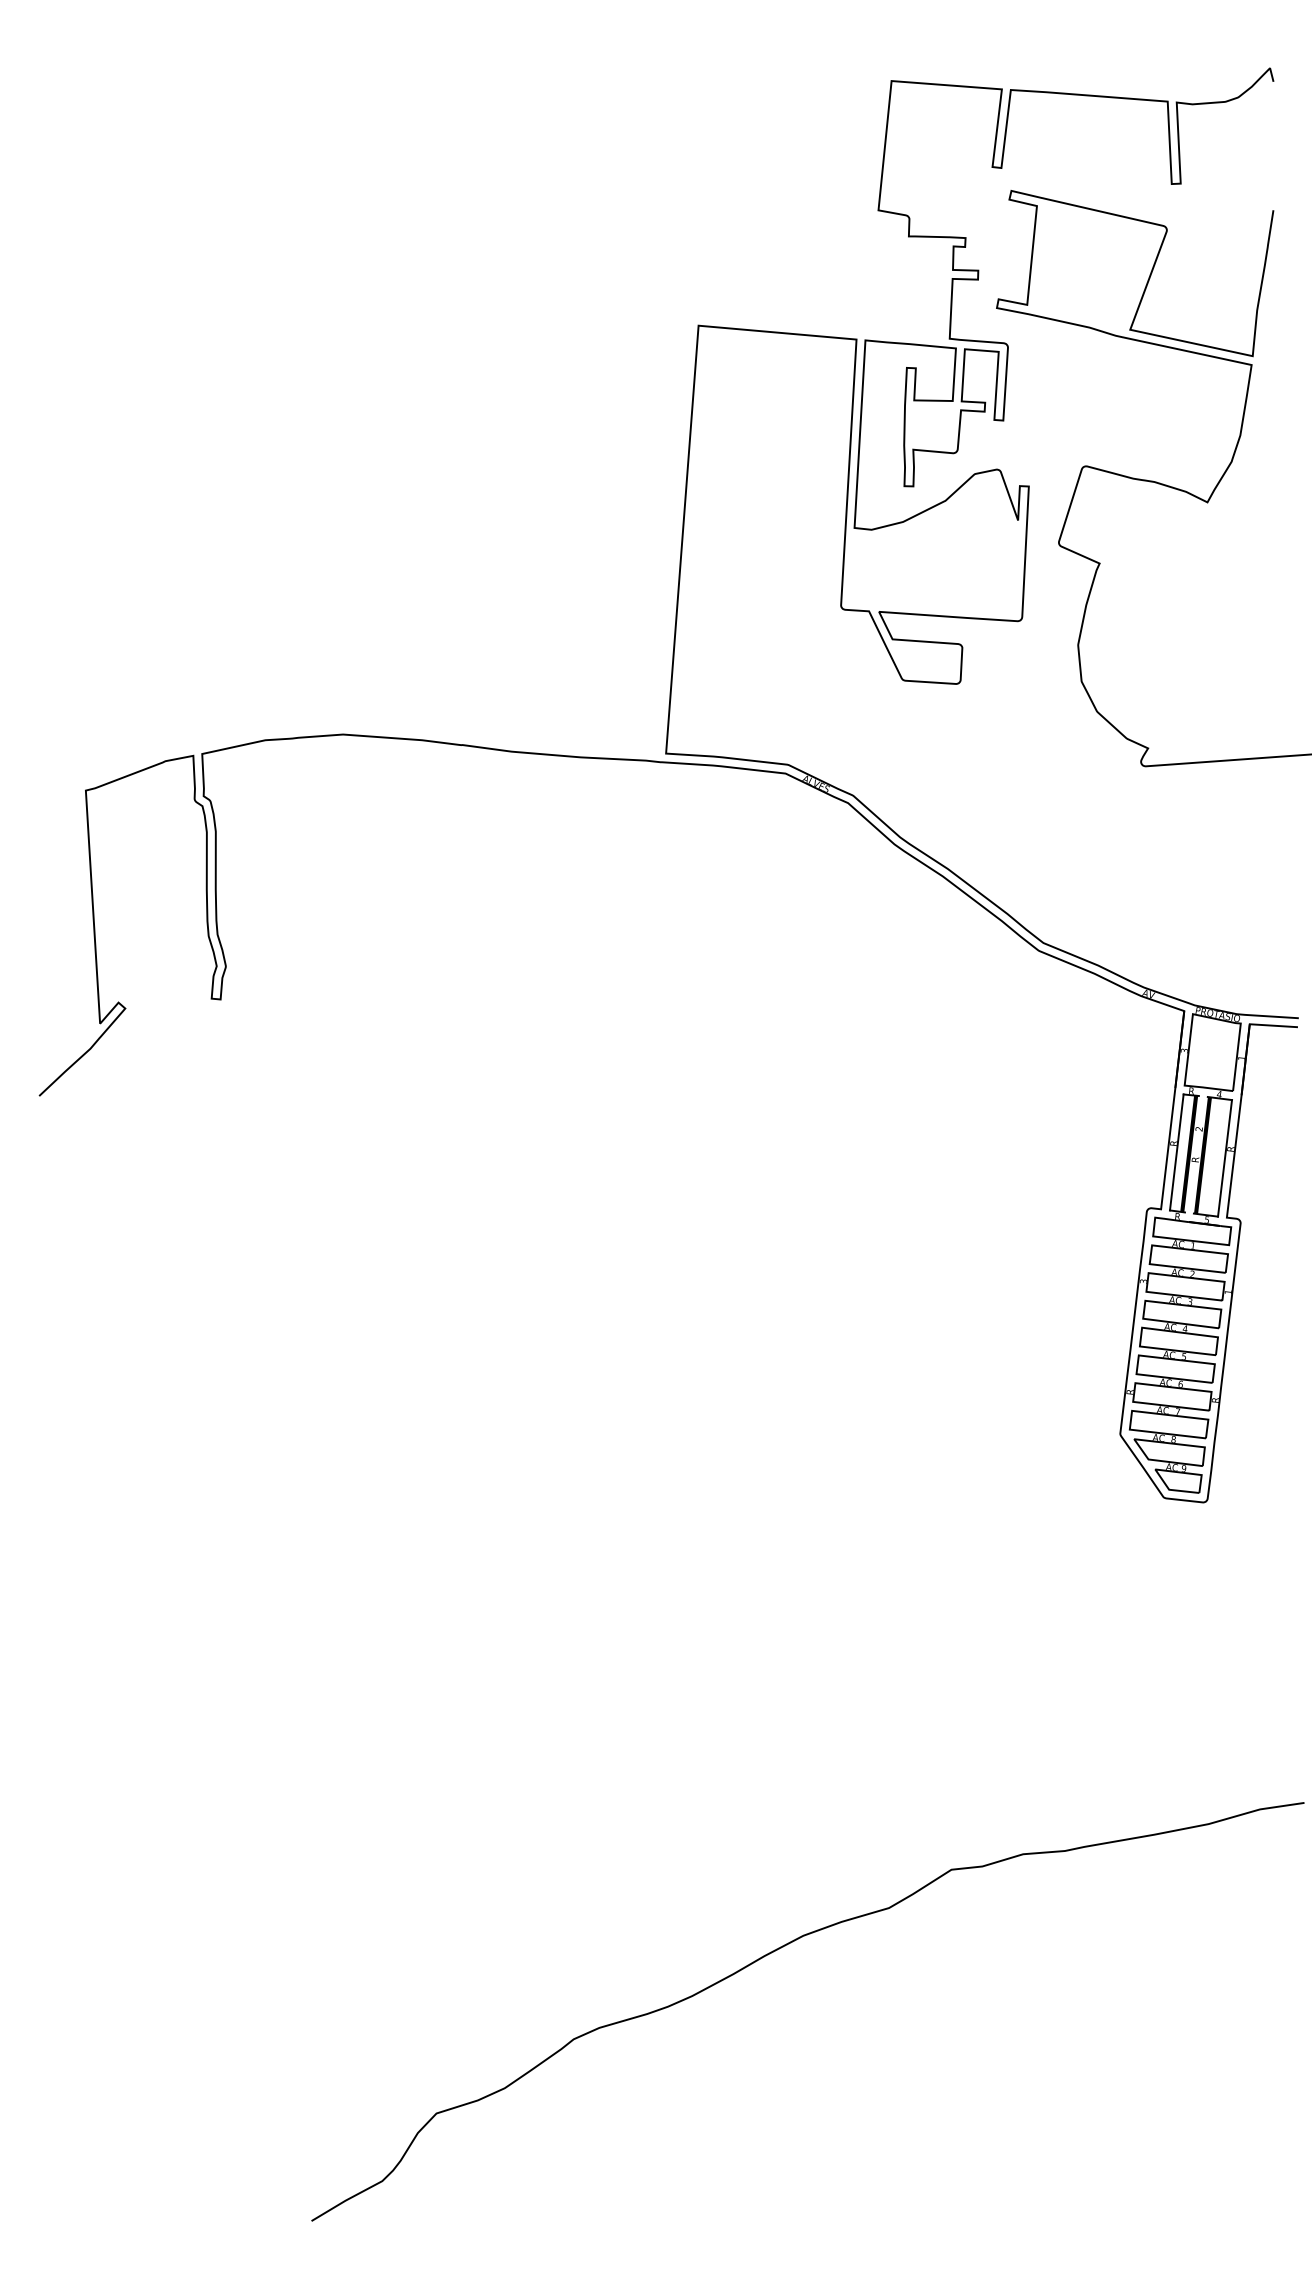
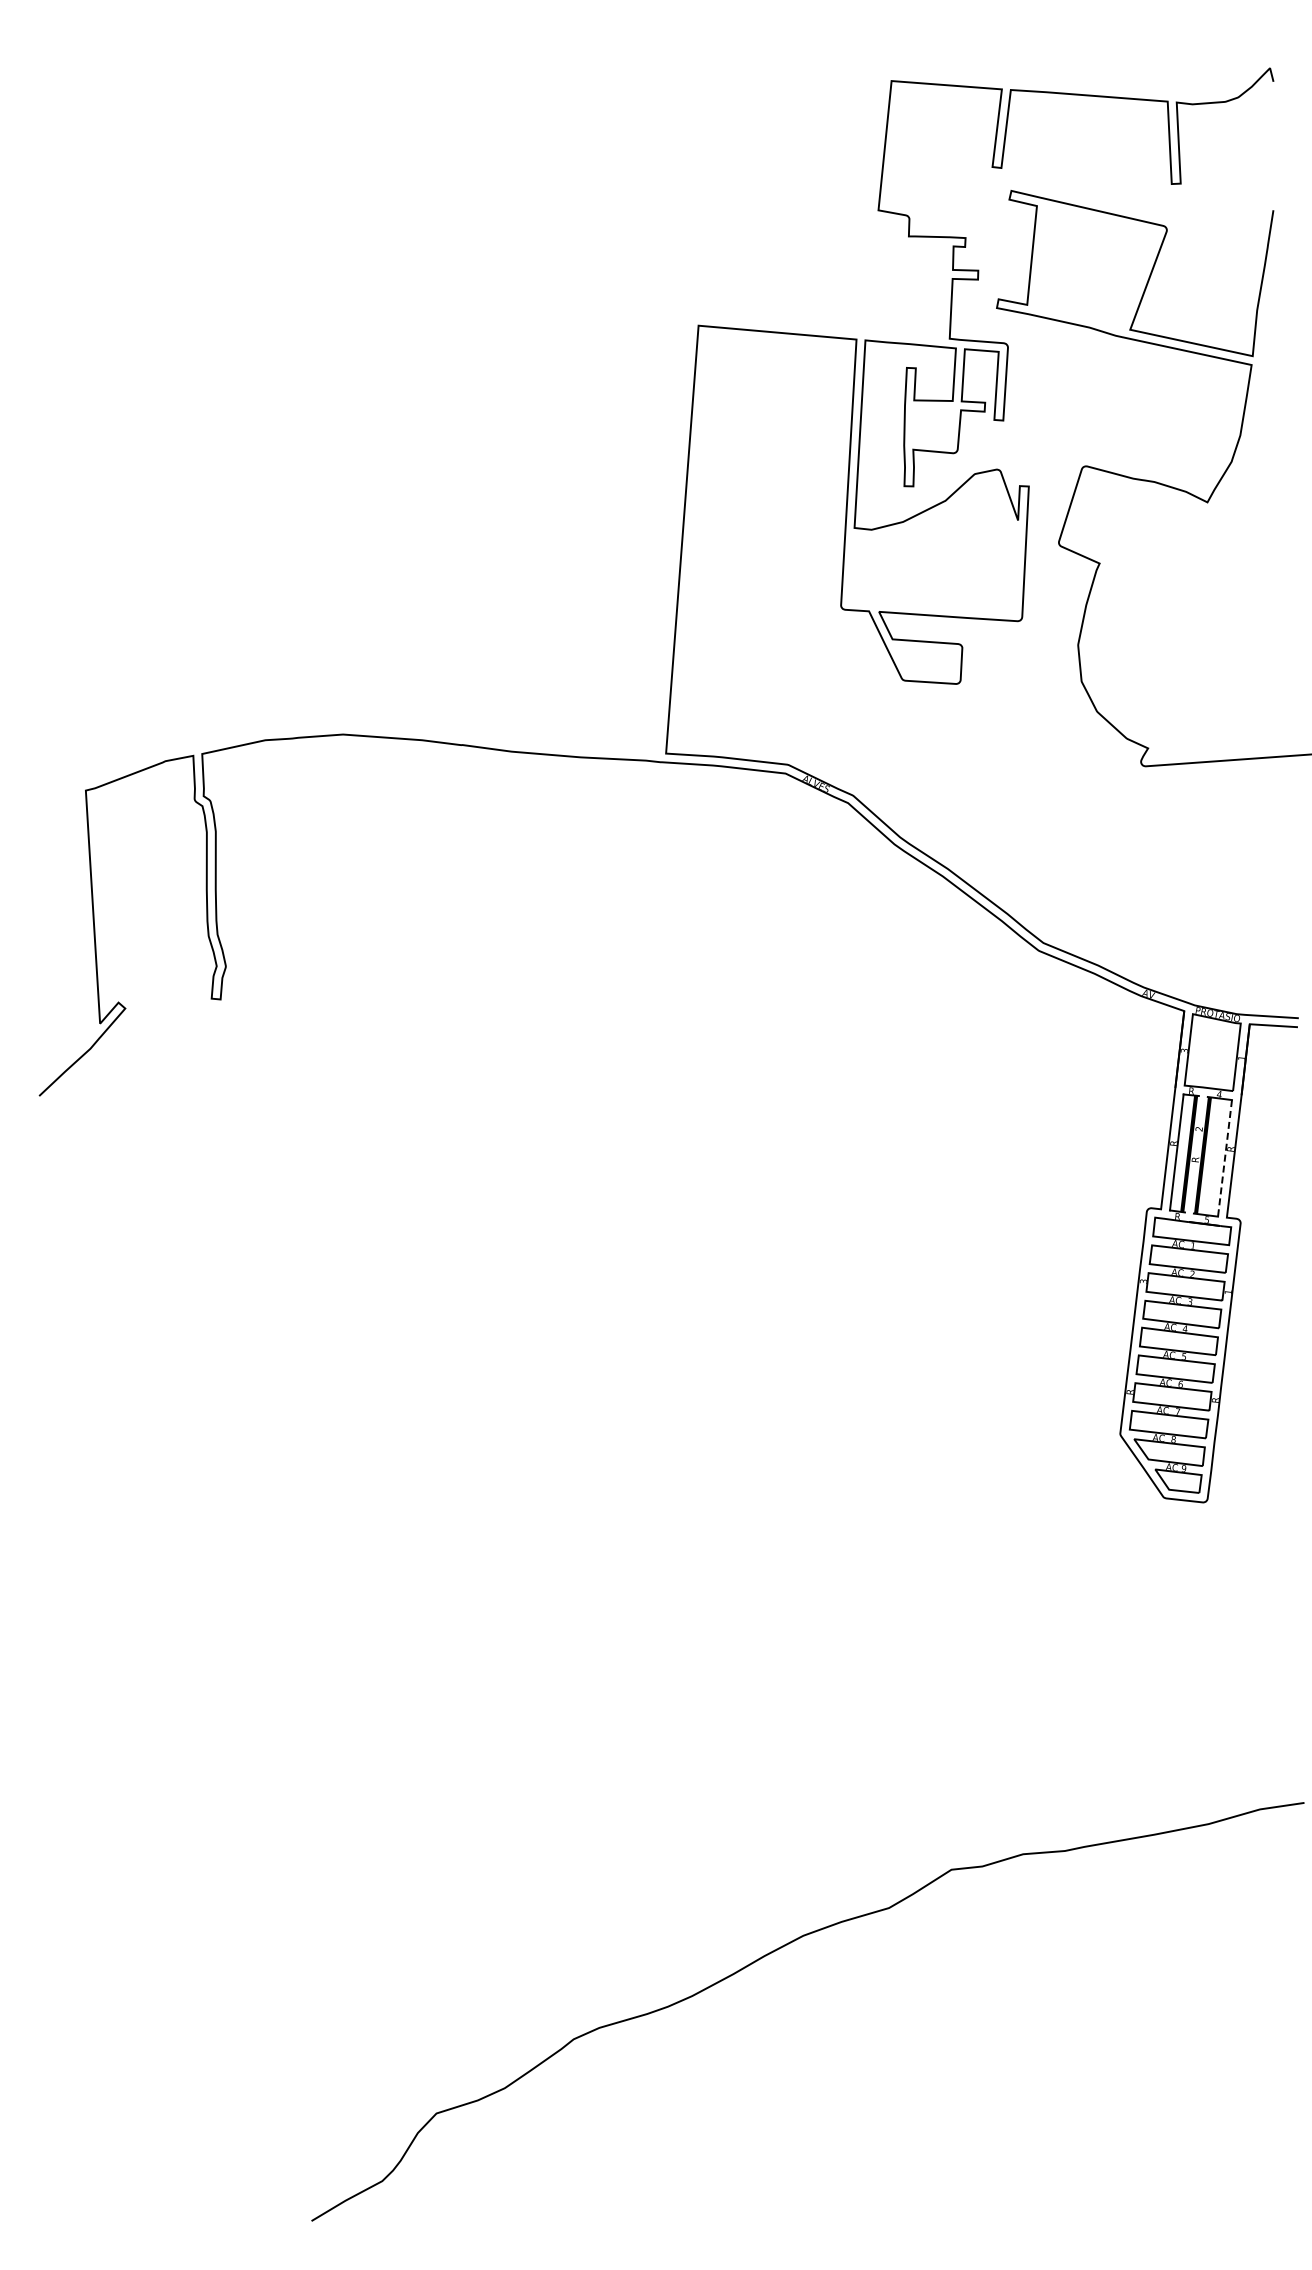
line: solid -> dashed (1225, 1158)
